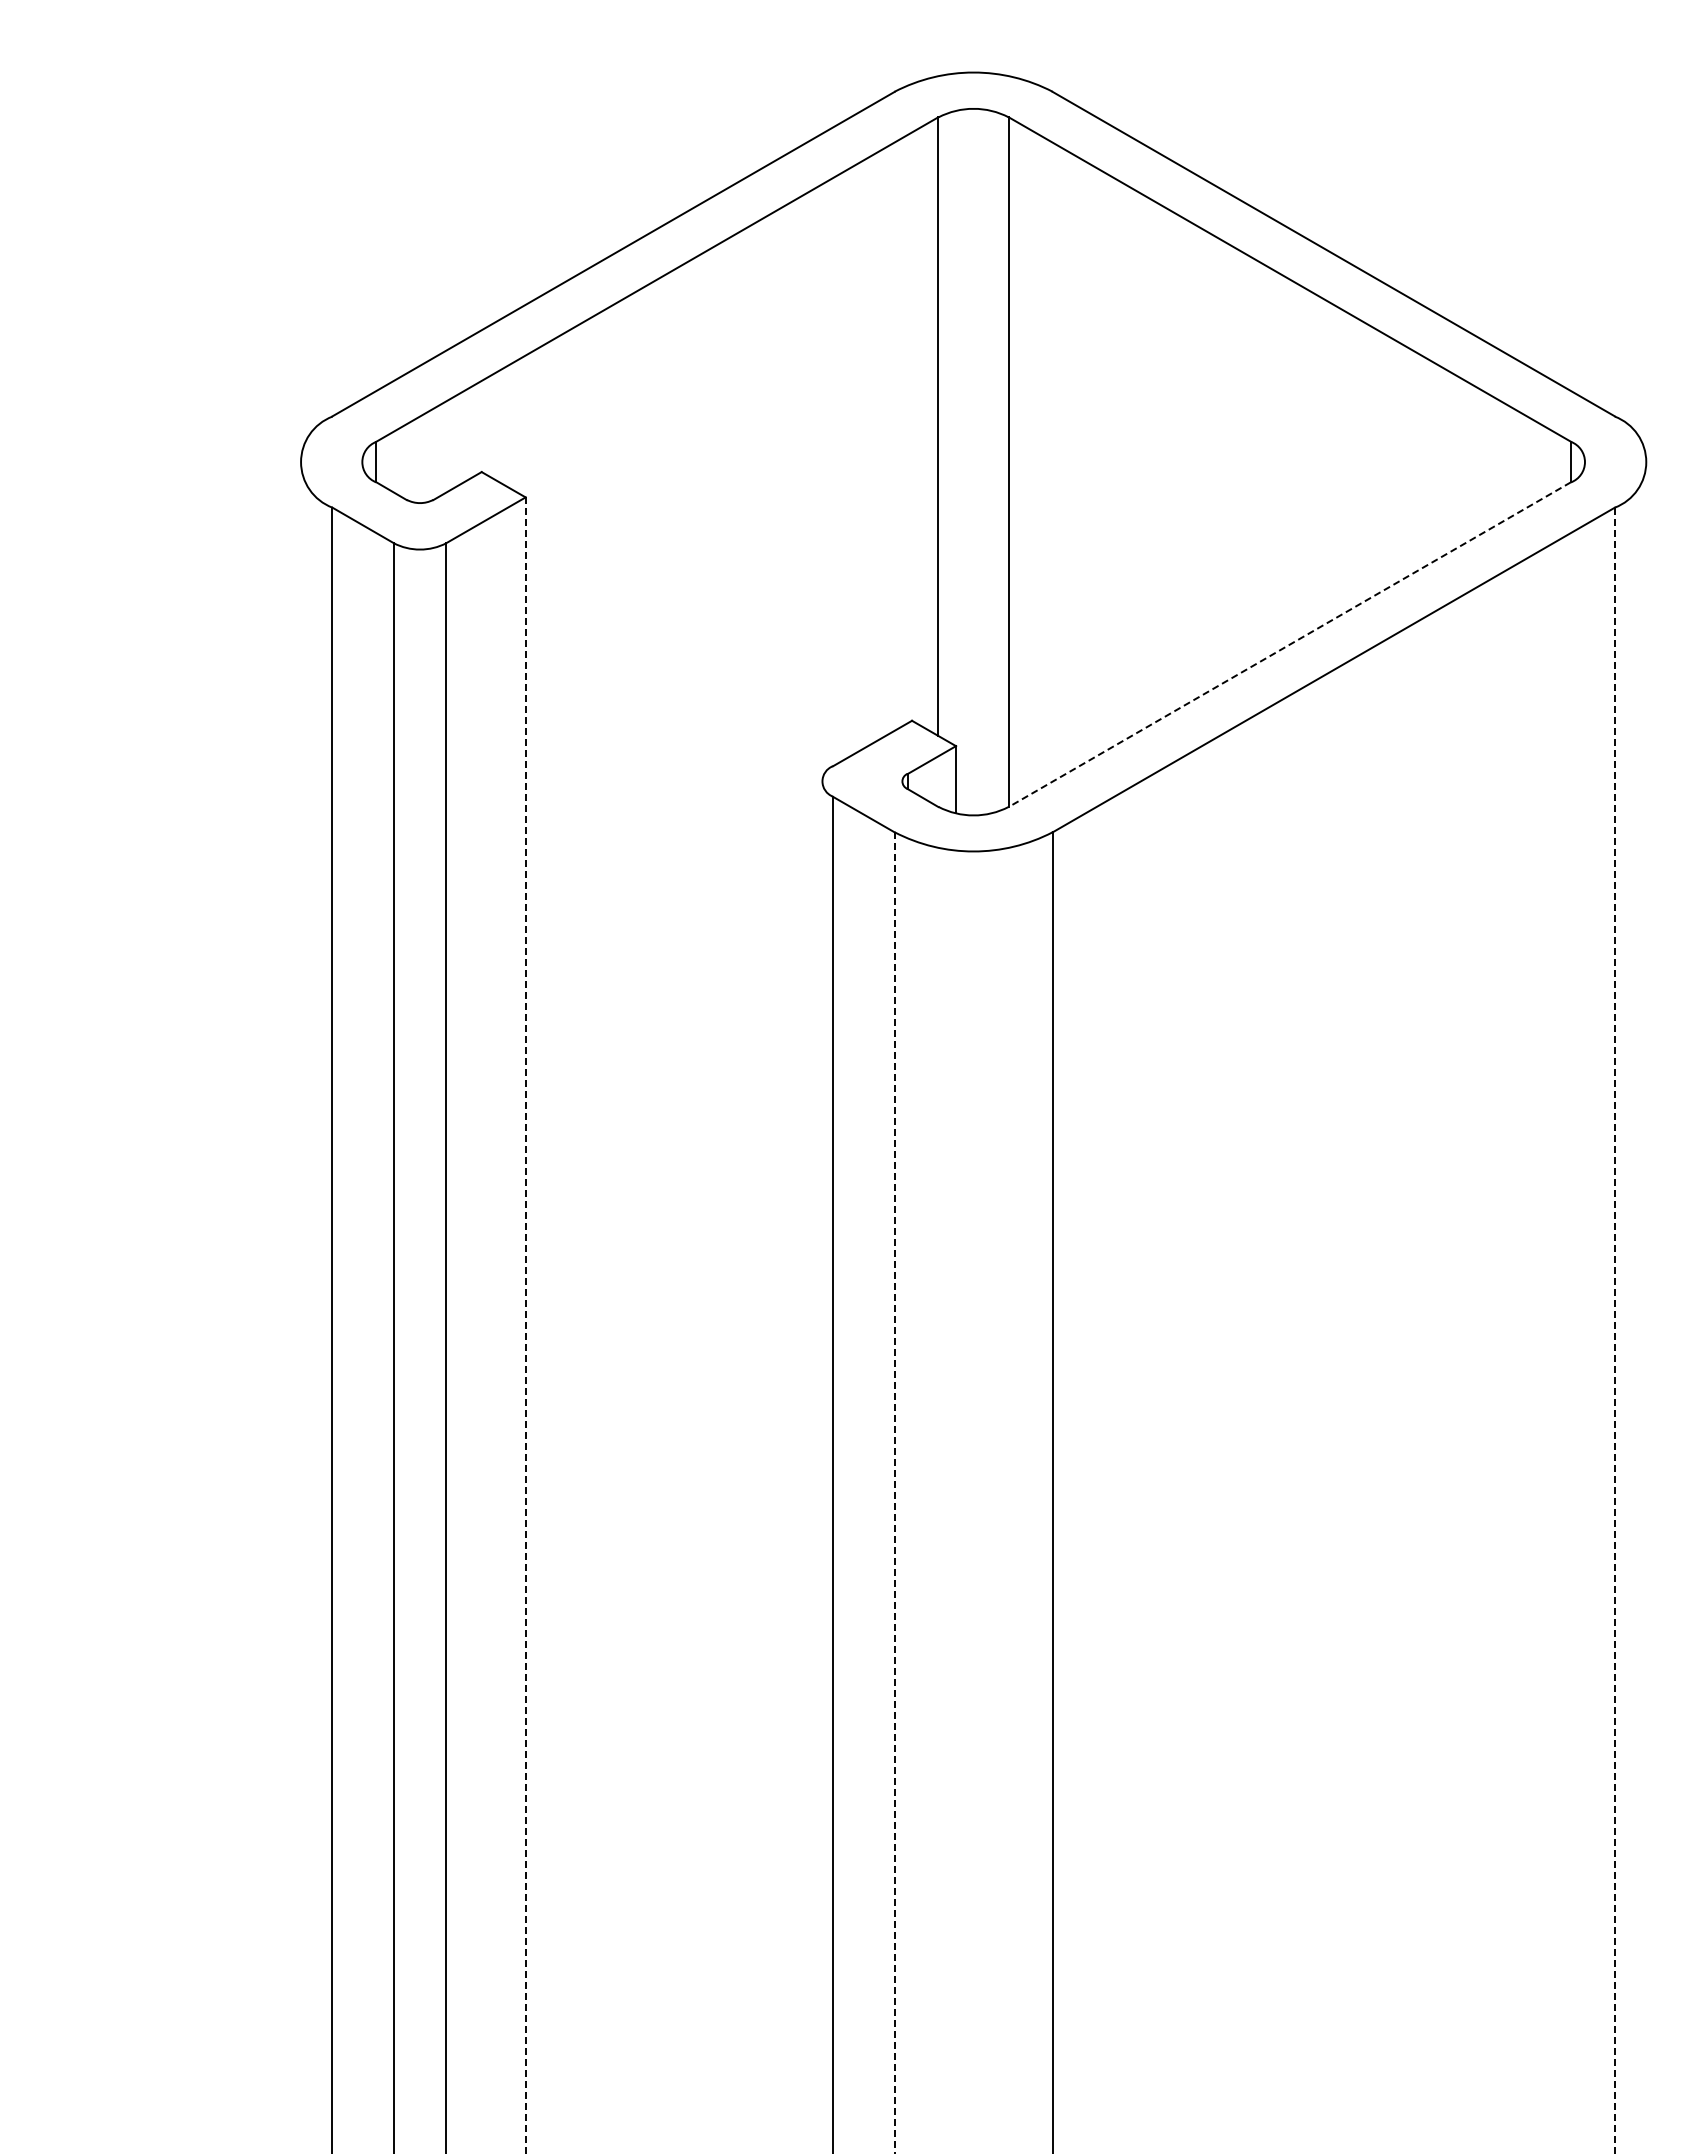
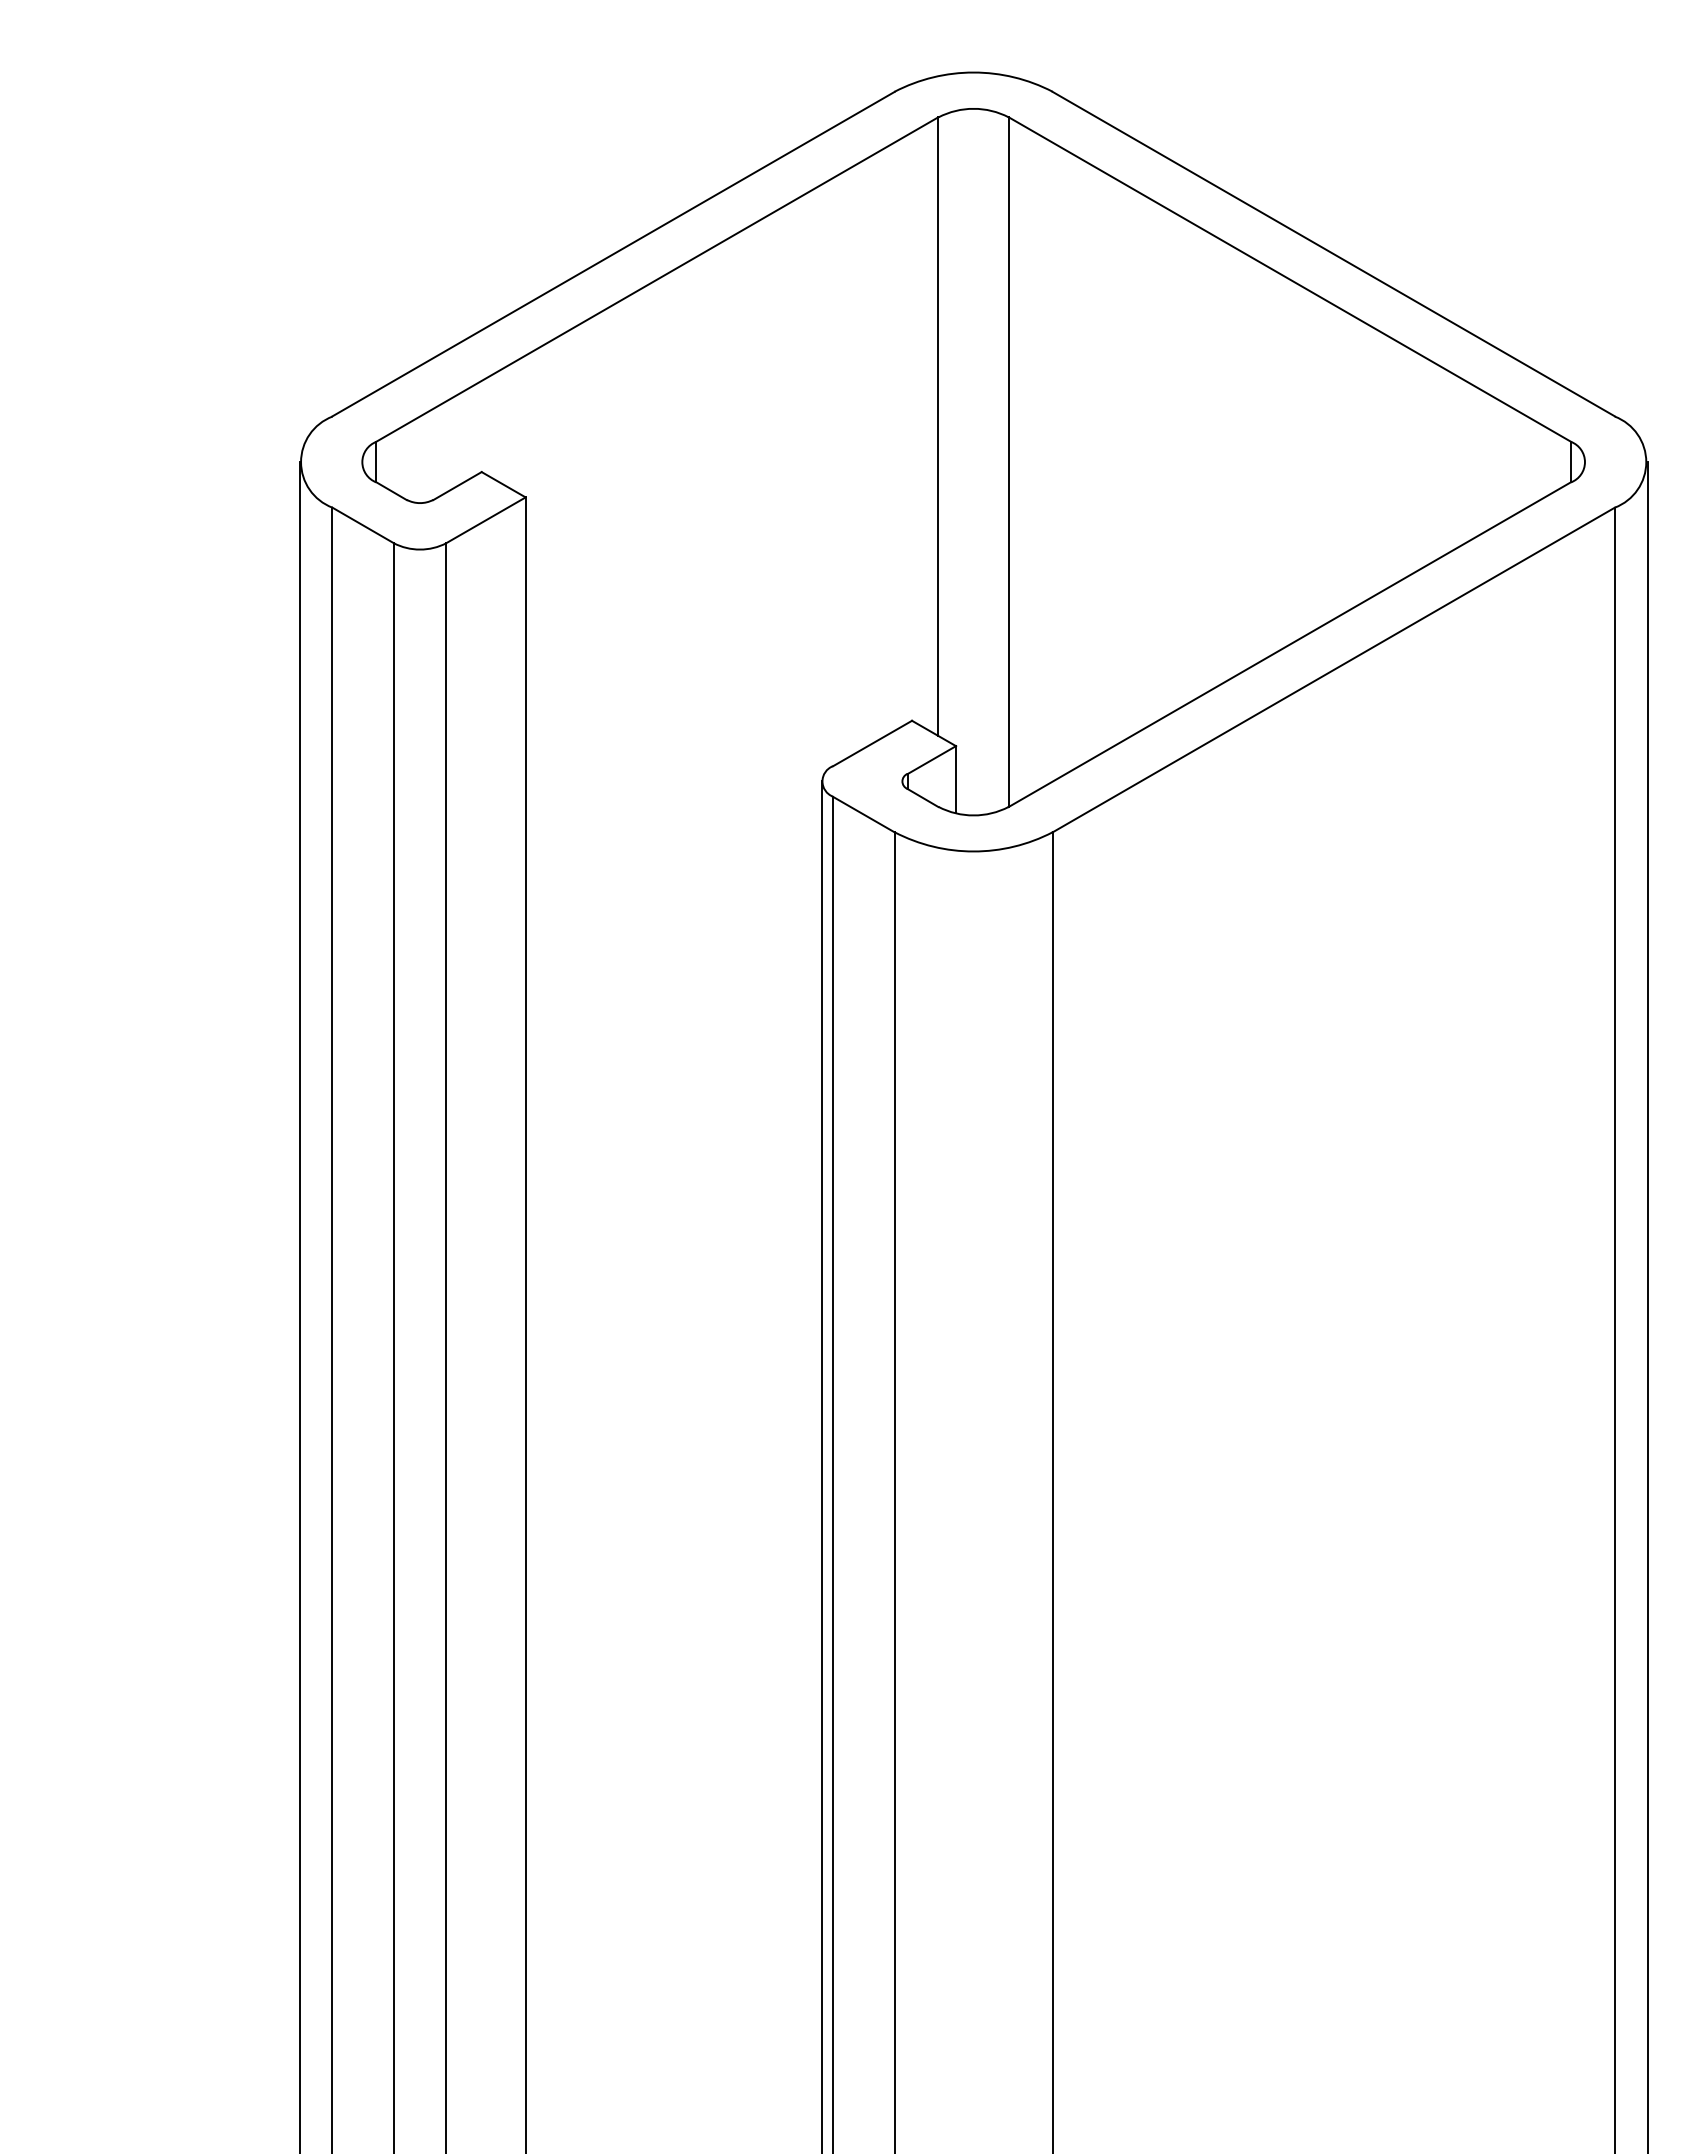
line: dashed -> solid (1289, 644)
line: none -> present (299, 1306)
line: none -> present (1647, 1306)
line: dashed -> solid (525, 1325)
line: dashed -> solid (1614, 1331)
line: none -> present (822, 1465)
line: dashed -> solid (894, 1493)
